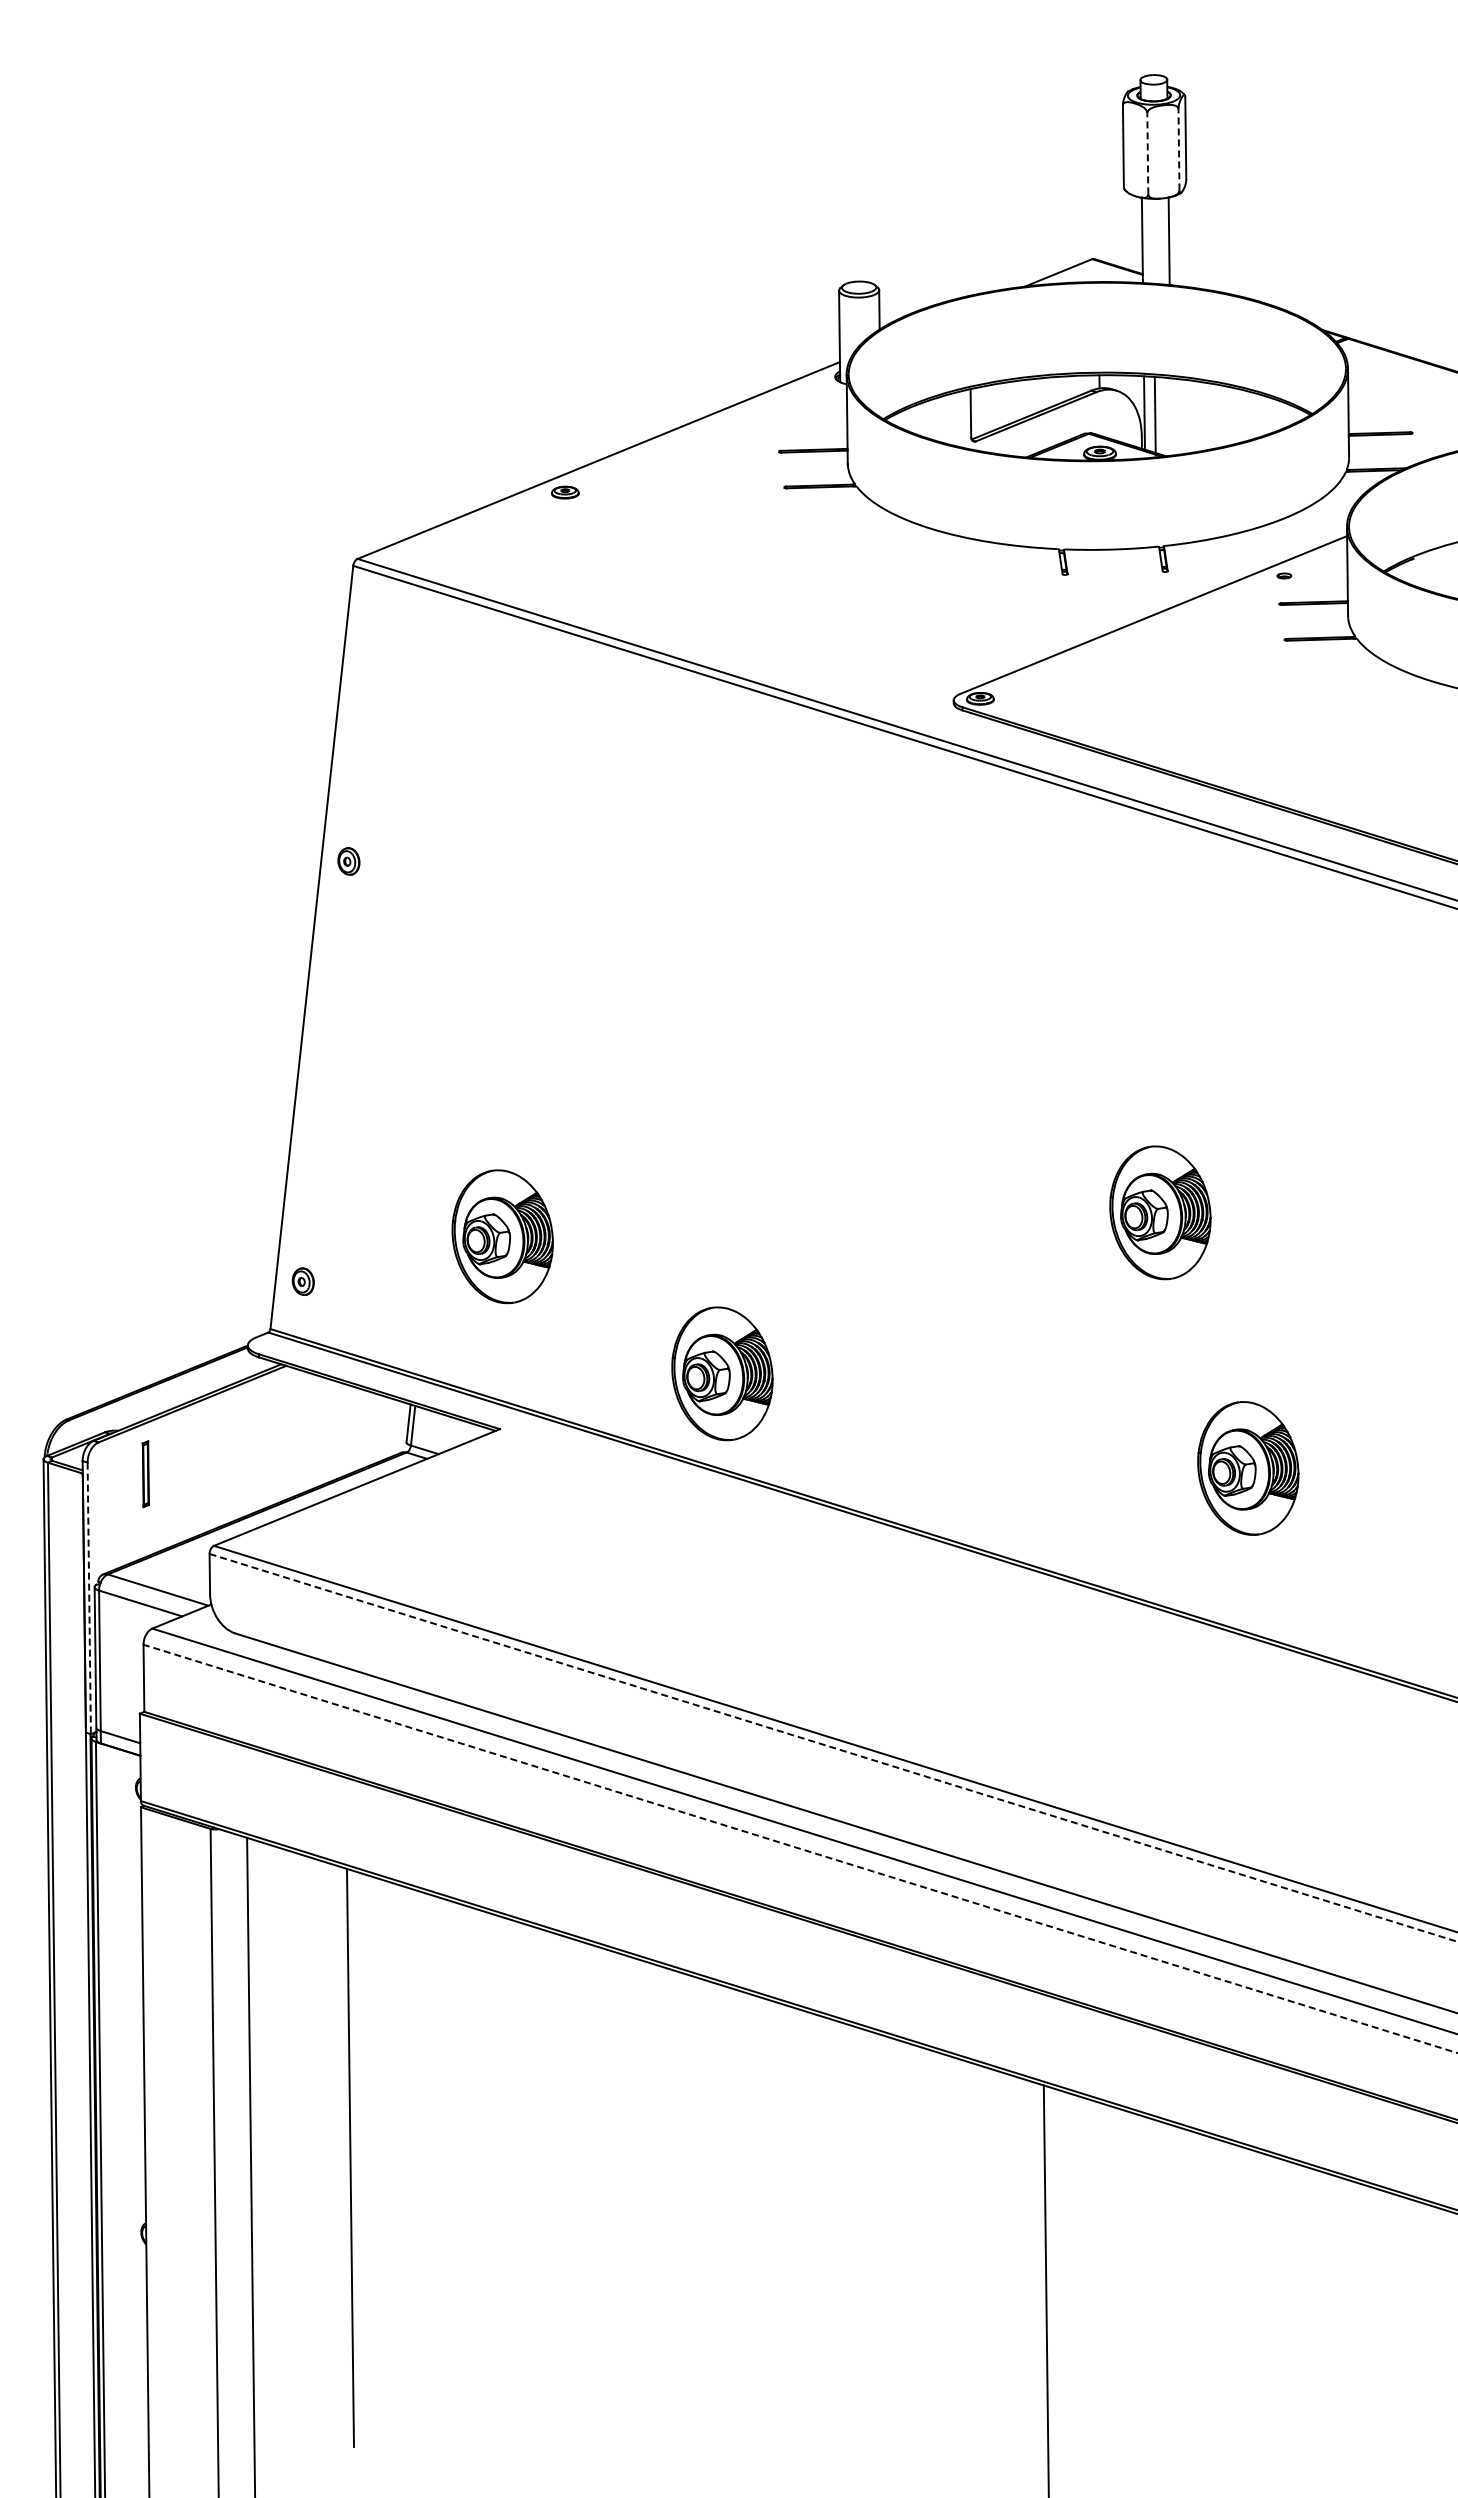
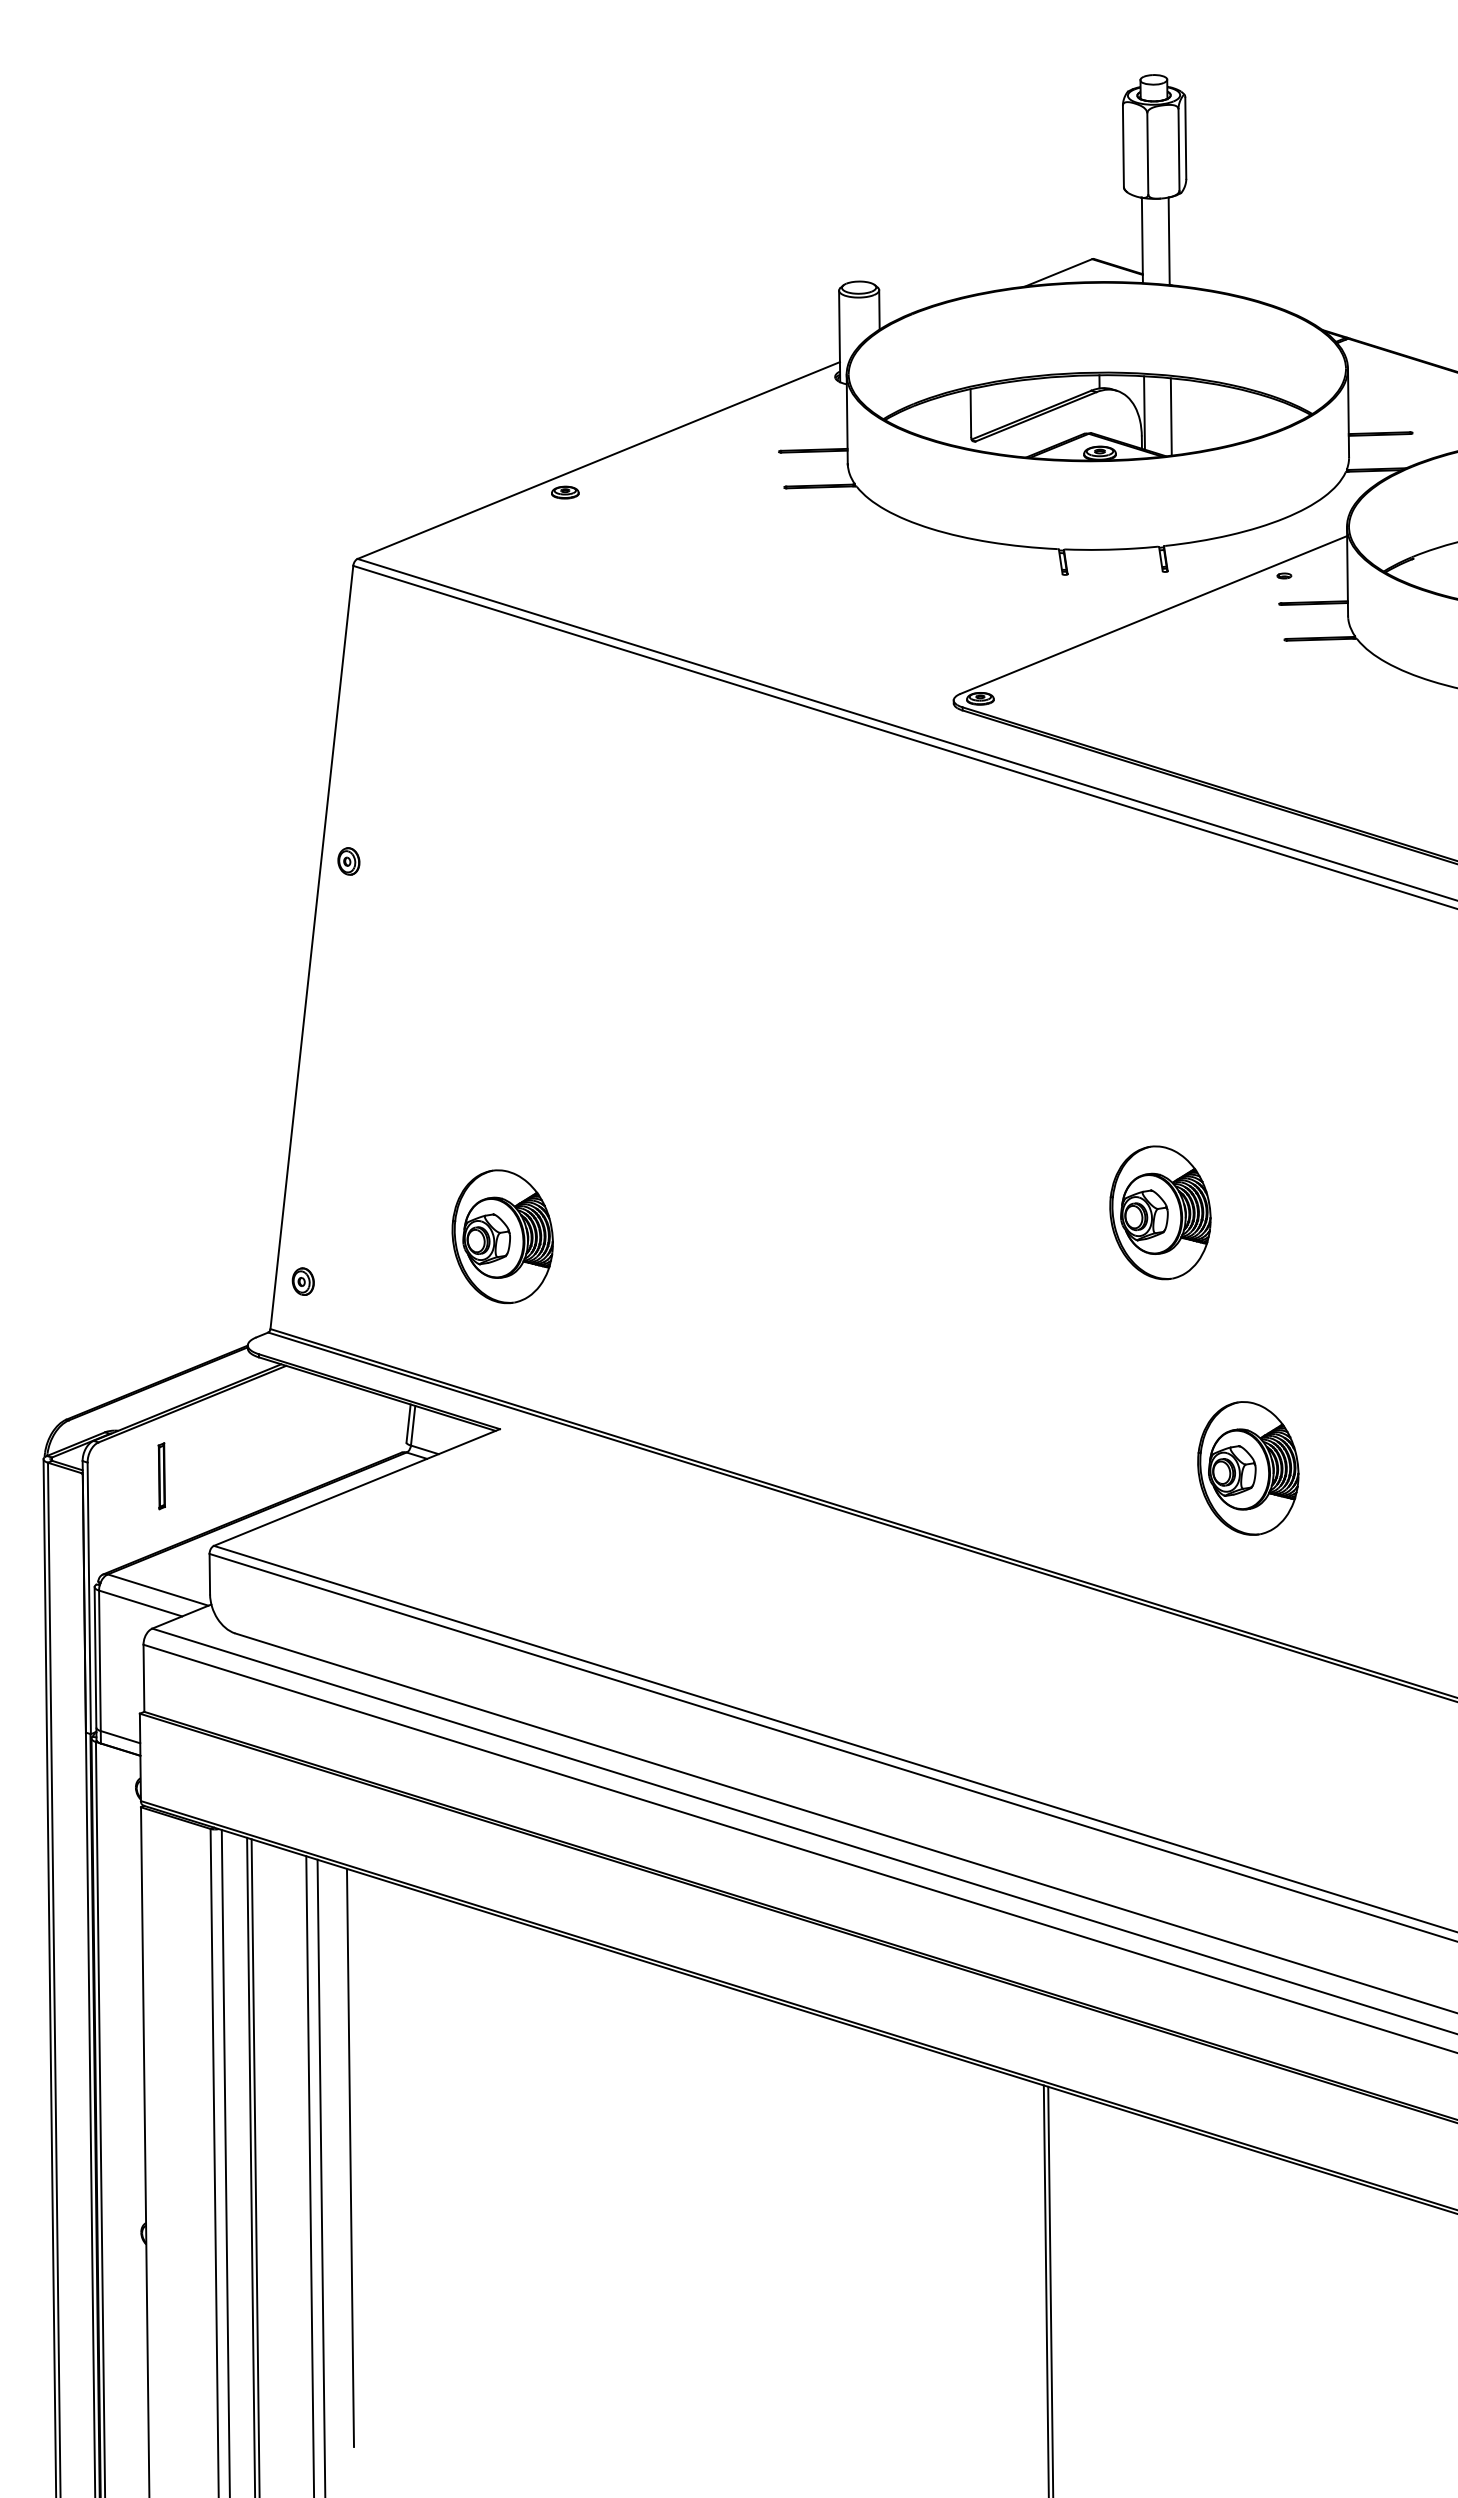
line: dashed -> solid (1179, 149)
line: dashed -> solid (1147, 153)
line position: (1154, 416) -> (1170, 416) (1170, 416)
part: present -> none (722, 1373)
part position: (145, 1474) -> (161, 1476) (161, 1476)
line: dashed -> solid (89, 1598)
line: dashed -> solid (833, 1747)
line: dashed -> solid (800, 1848)
line: none -> present (225, 2162)
line: none -> present (255, 2166)
line: none -> present (310, 2175)
line: none -> present (321, 2176)
line: none -> present (1050, 2290)
